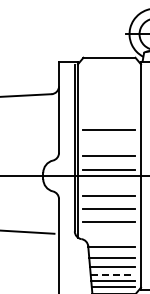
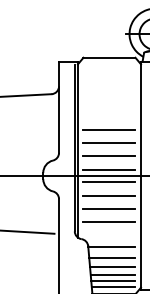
line: none -> present (109, 143)
line: none -> present (109, 182)
line: dashed -> solid (113, 275)
